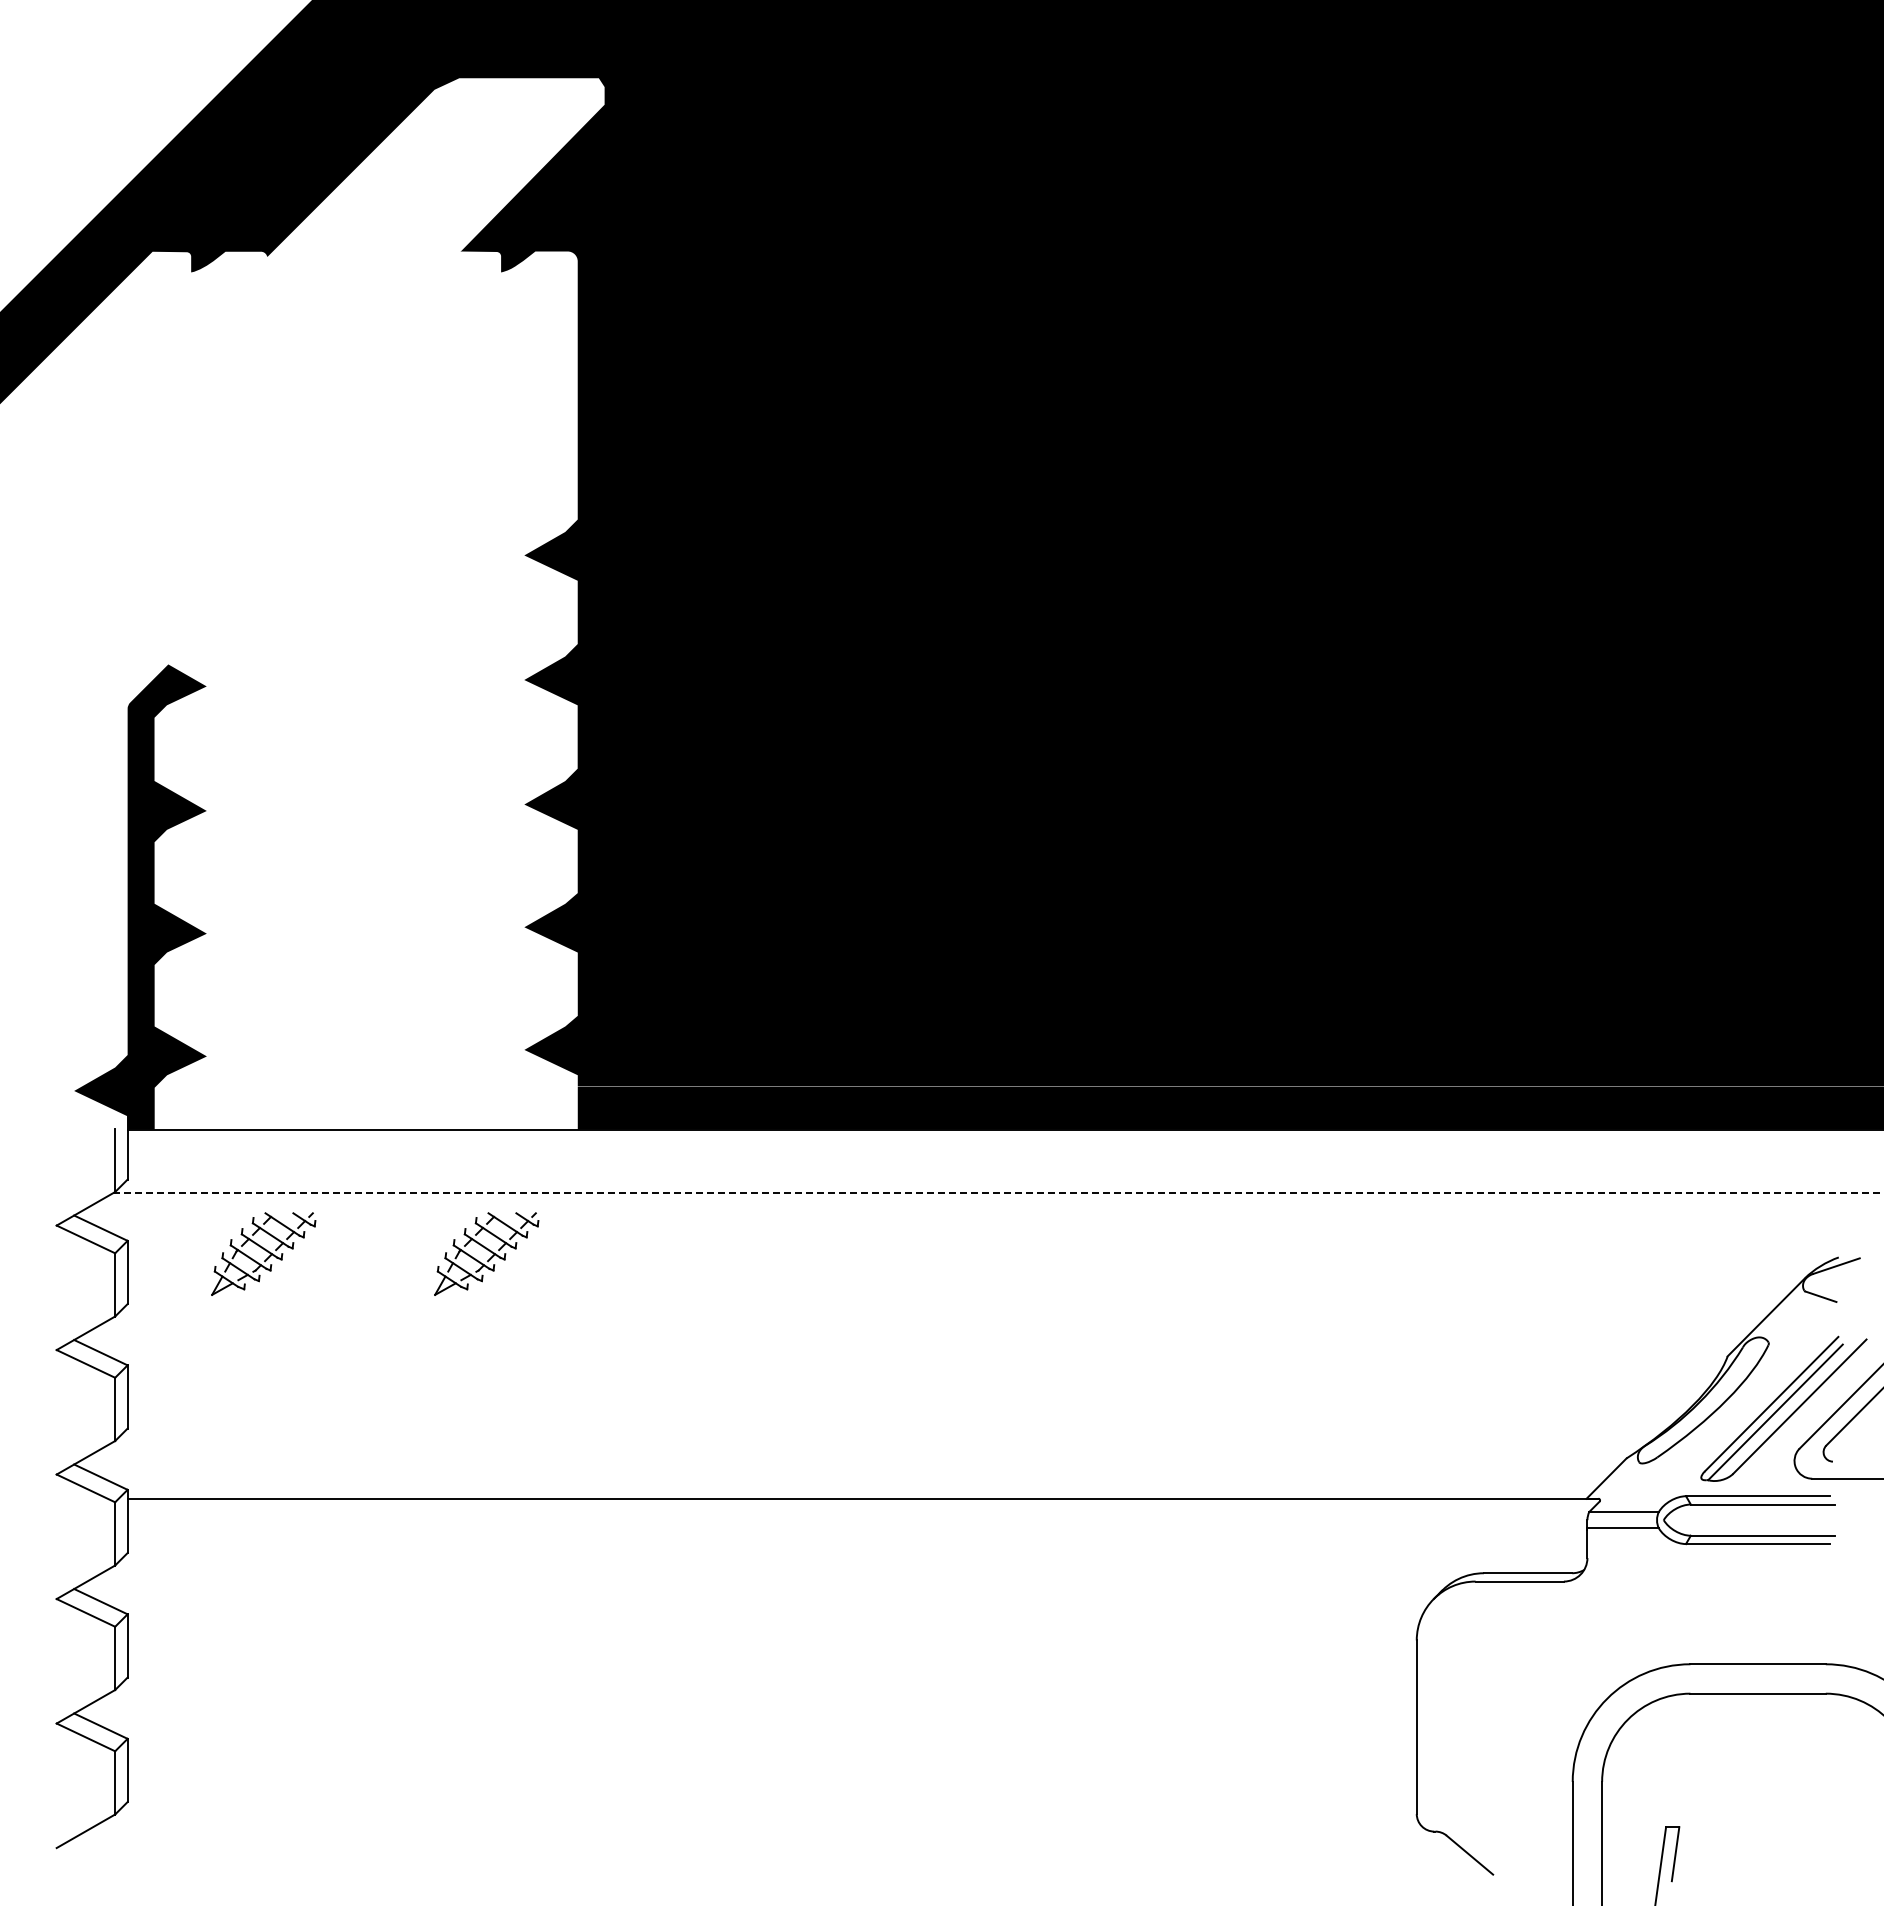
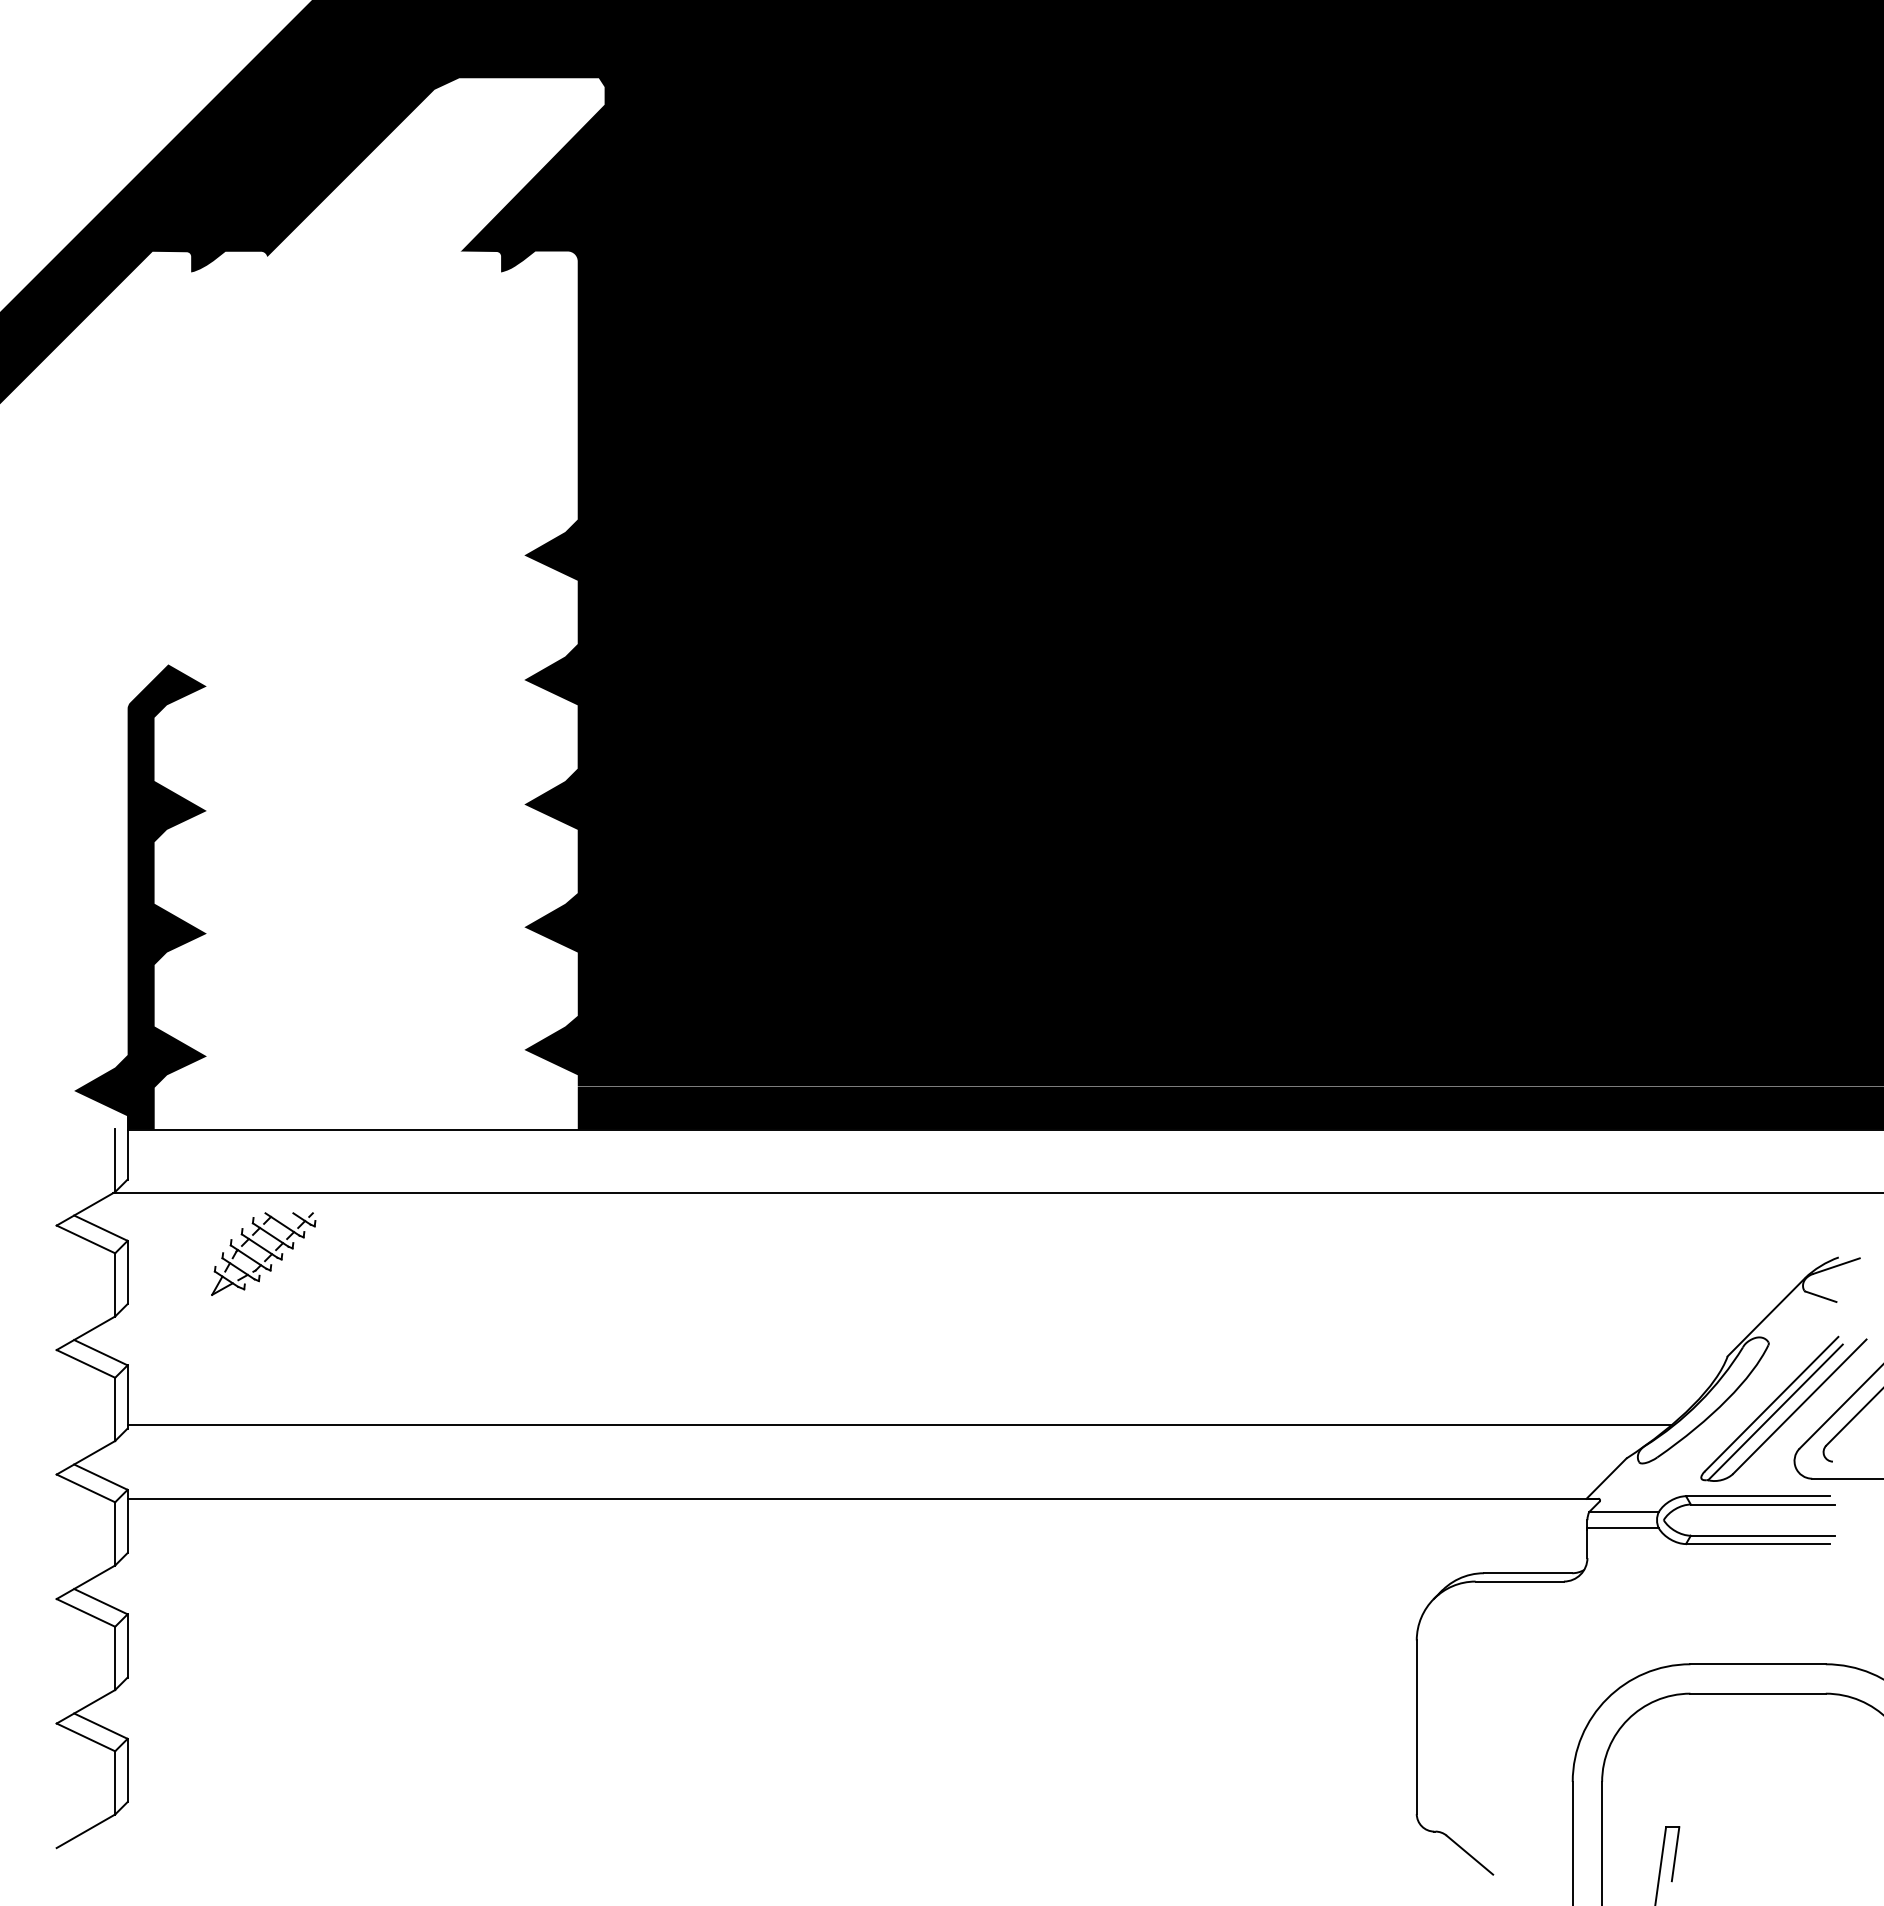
line: dashed -> solid (998, 1193)
part: present -> none (486, 1253)
line: none -> present (899, 1425)
